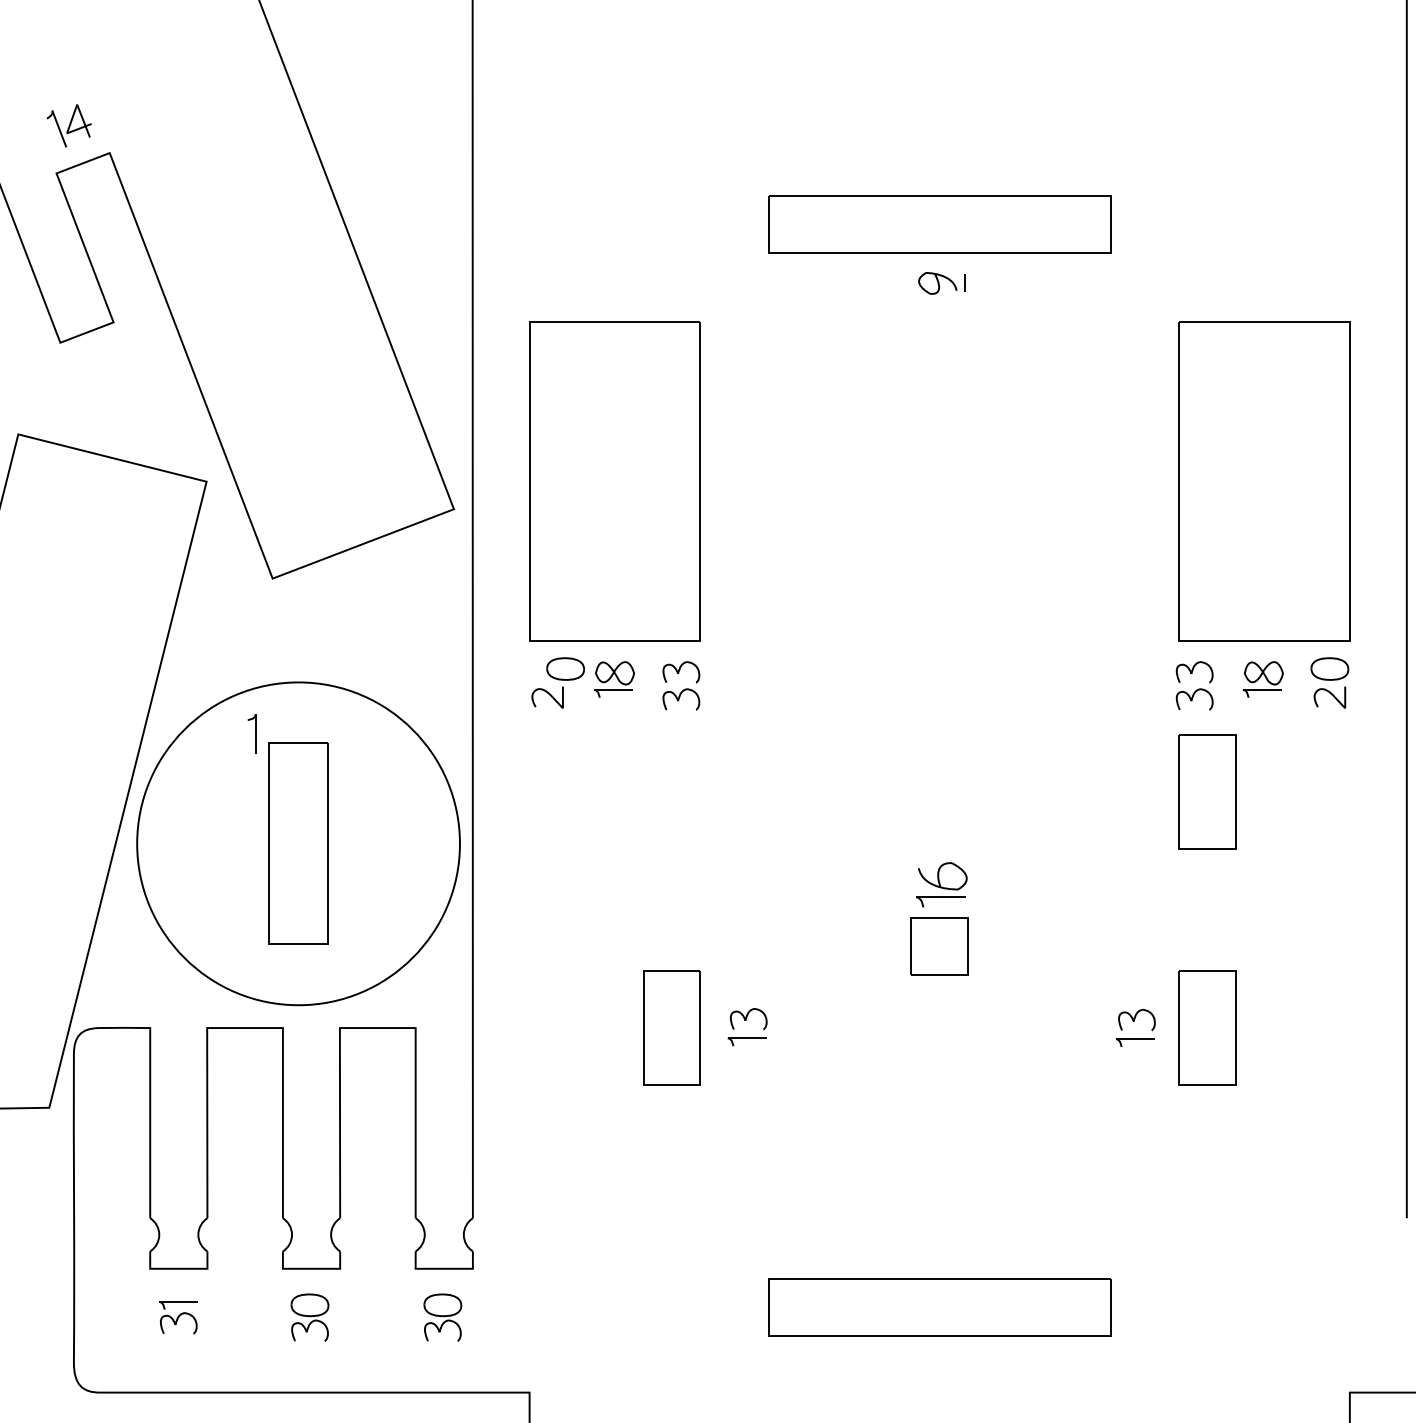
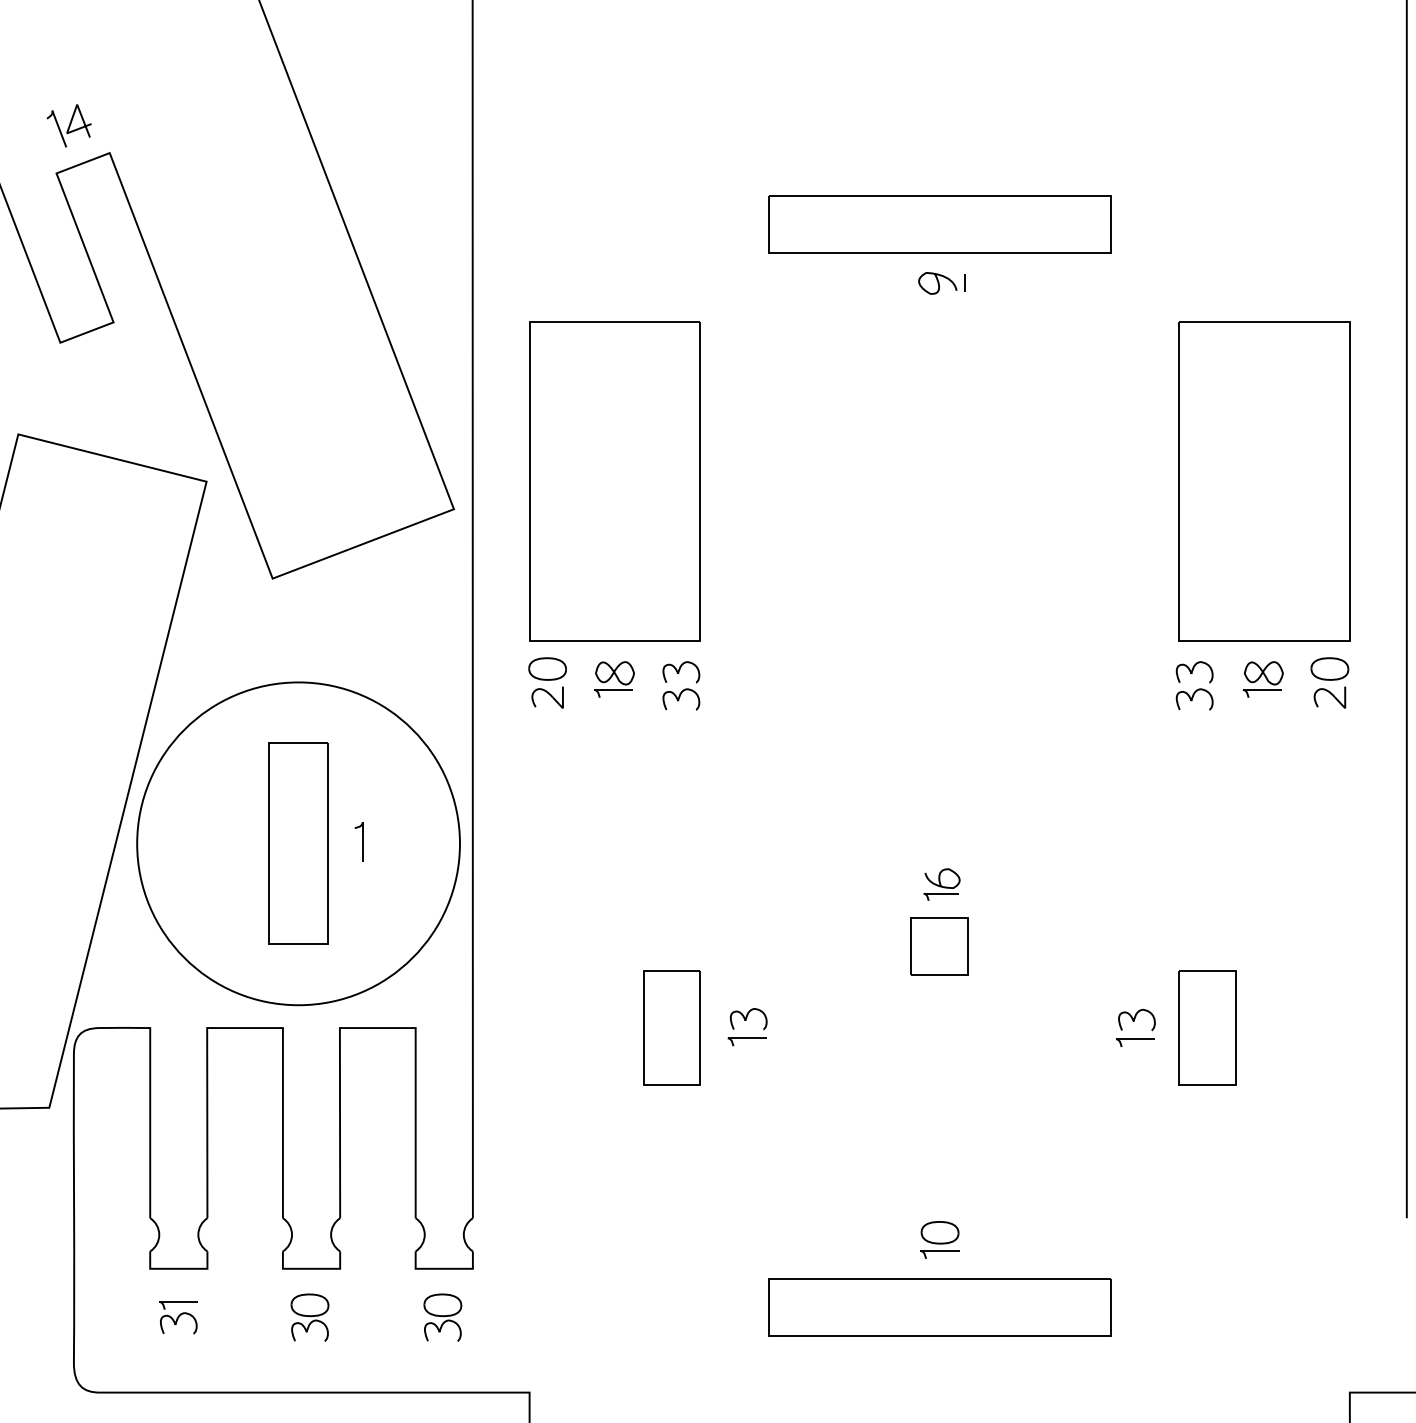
part position: (565, 668) -> (547, 668) (547, 668)
part position: (251, 733) -> (358, 841) (358, 841)
part: present -> none (1207, 791)
part size: 52x46 px -> 38x33 px (941, 884)
part: none -> present (939, 1239)
